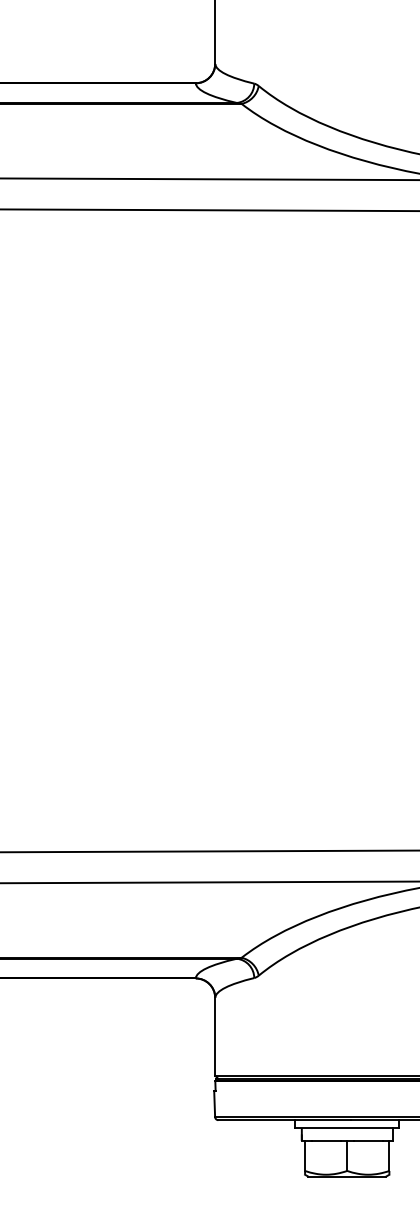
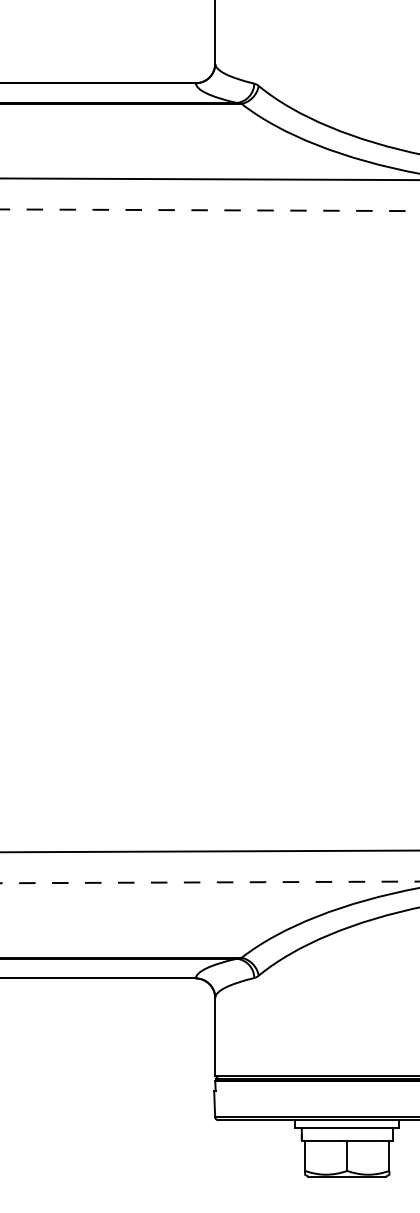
line: solid -> dashed (210, 210)
line: solid -> dashed (210, 882)
